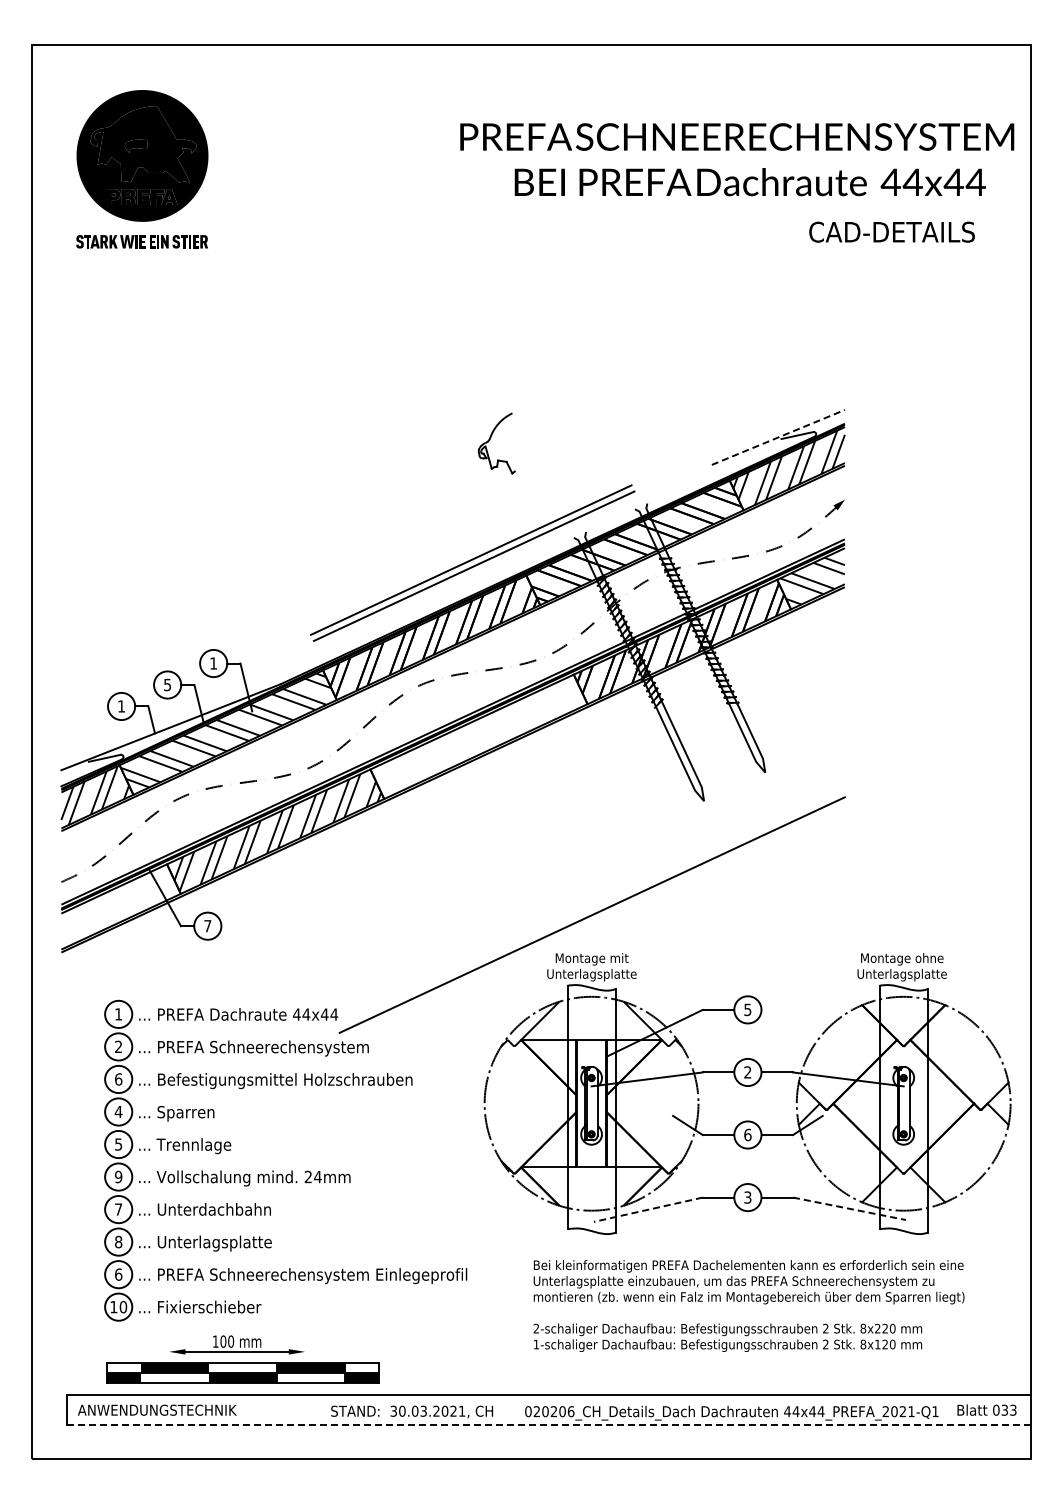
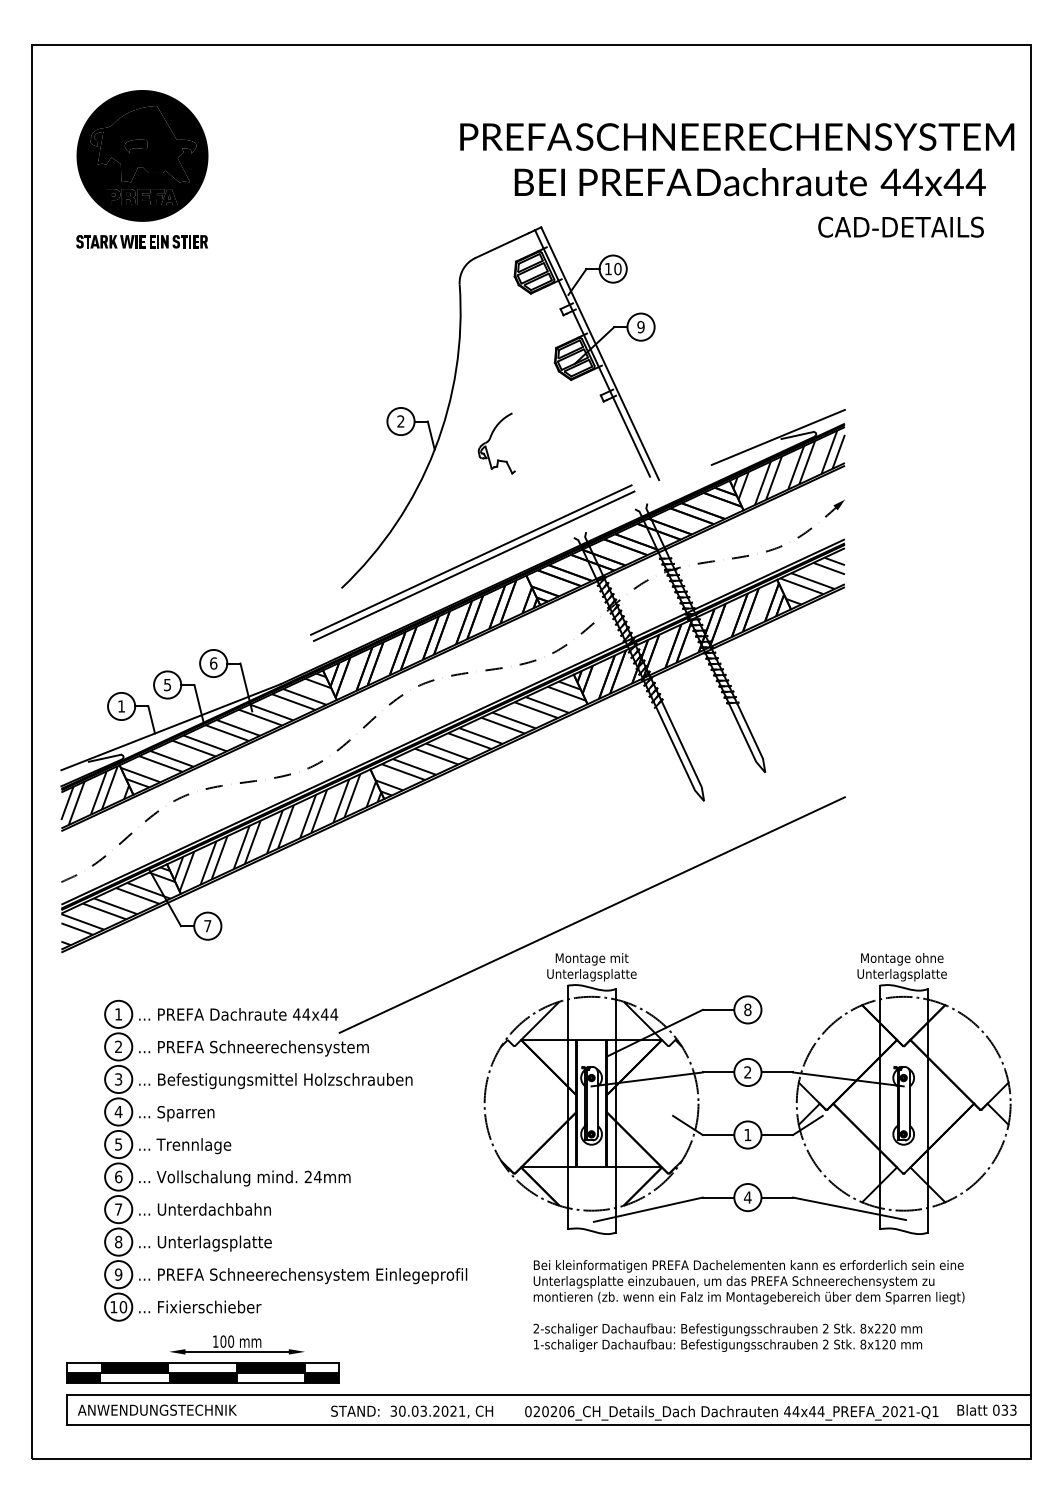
text position: (891, 231) -> (900, 226) (900, 226)
part: none -> present (452, 395)
line: dashed -> solid (778, 437)
text: 1 -> 6 (213, 663)
hatch: none -> present (480, 738)
hatch: none -> present (118, 906)
text: 5 -> 8 (747, 1009)
text: 6 -> 3 (118, 1079)
text: 6 -> 1 (747, 1134)
text: 9 -> 6 (118, 1176)
text: 3 -> 4 (747, 1197)
line: dashed -> solid (849, 1208)
line: dashed -> solid (648, 1209)
text: 6 -> 9 (118, 1274)
part position: (242, 1372) -> (202, 1372) (202, 1372)
line: dashed -> solid (549, 1425)
